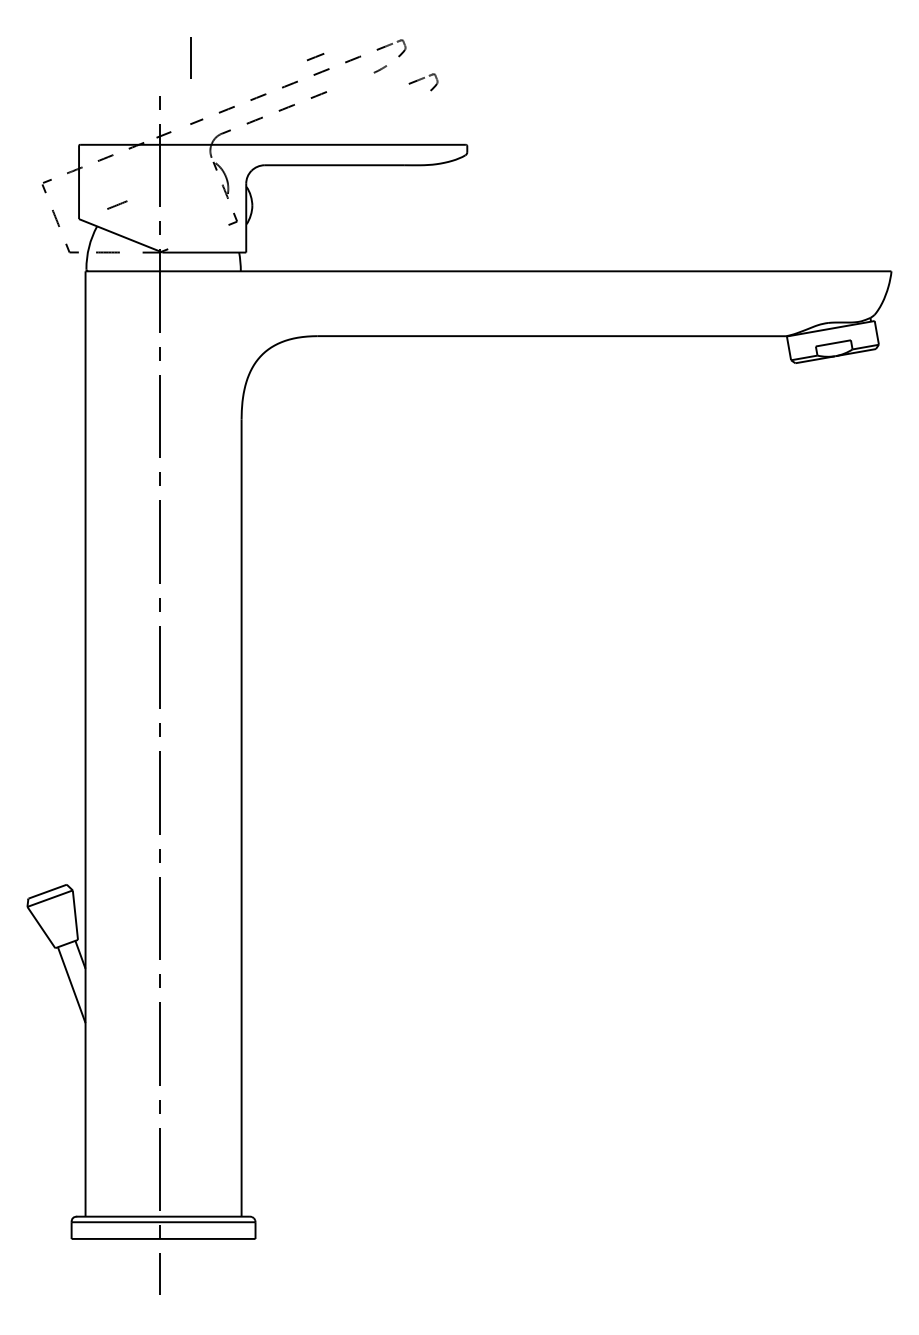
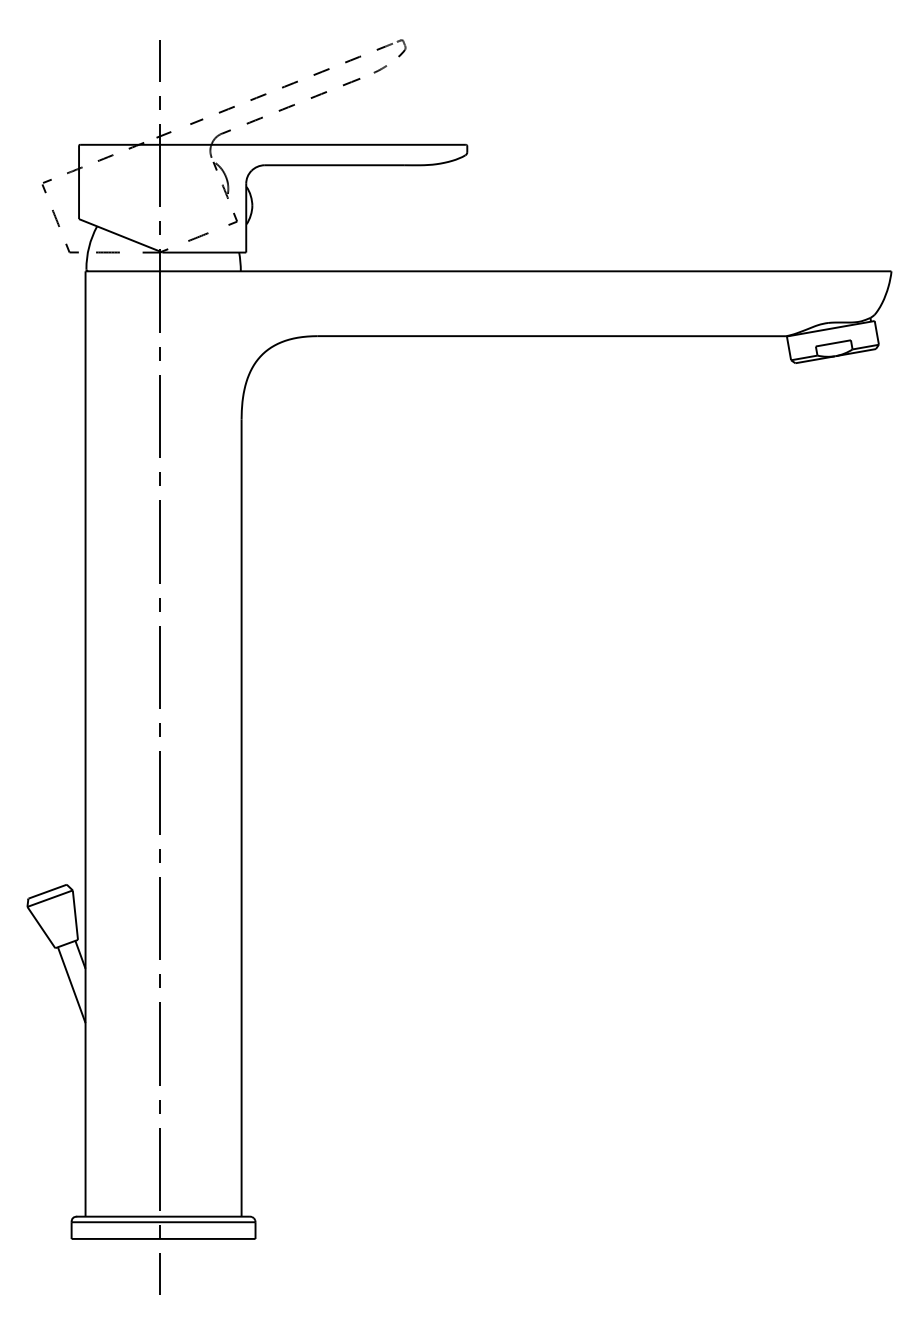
line position: (190, 57) -> (159, 60) (159, 60)
line position: (315, 57) -> (351, 82) (351, 82)
part: present -> none (423, 82)
line position: (117, 204) -> (198, 236) (198, 236)
